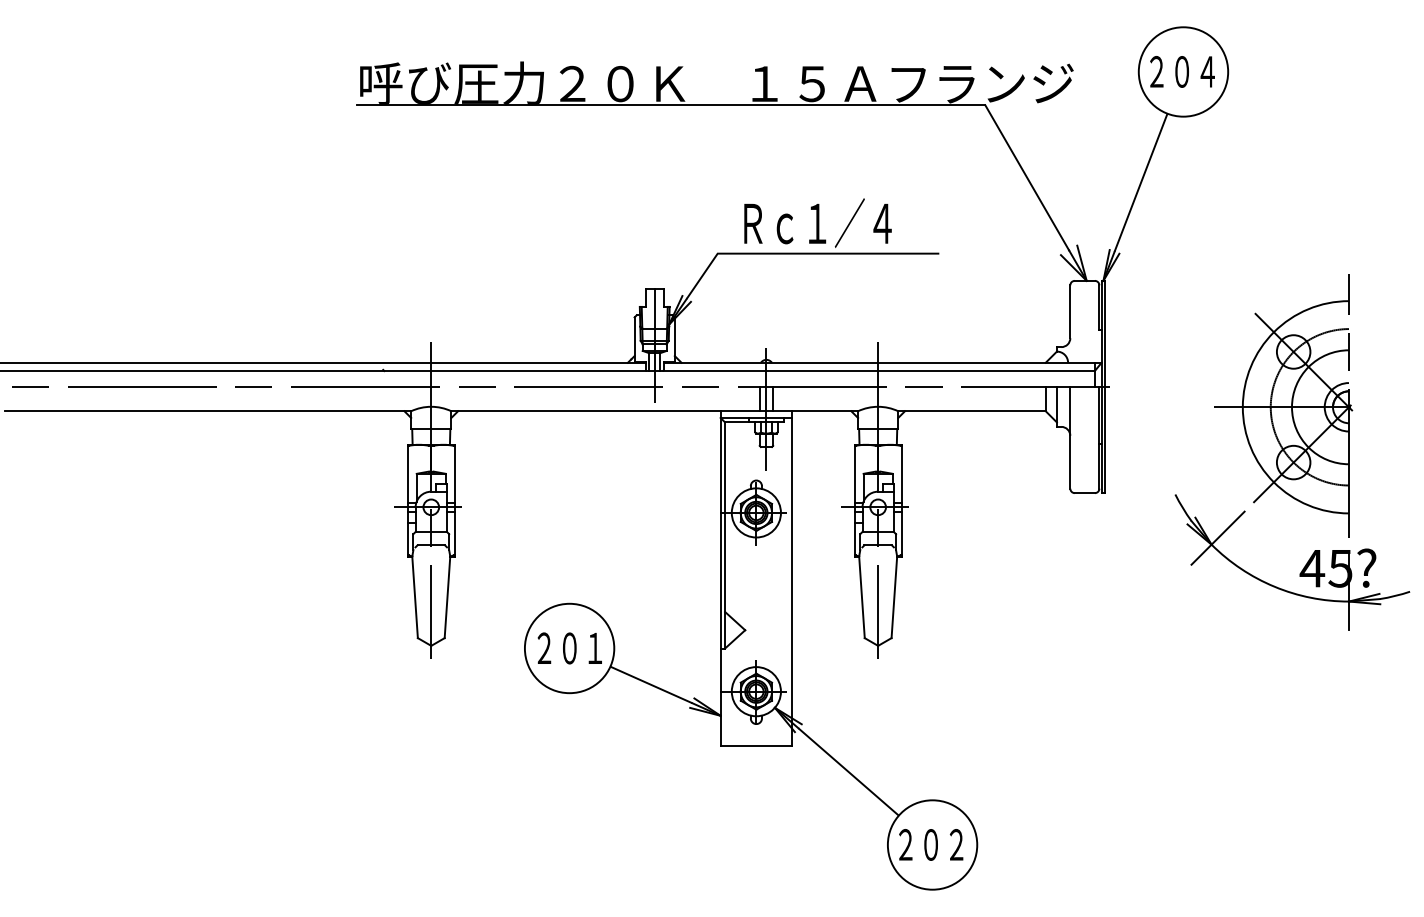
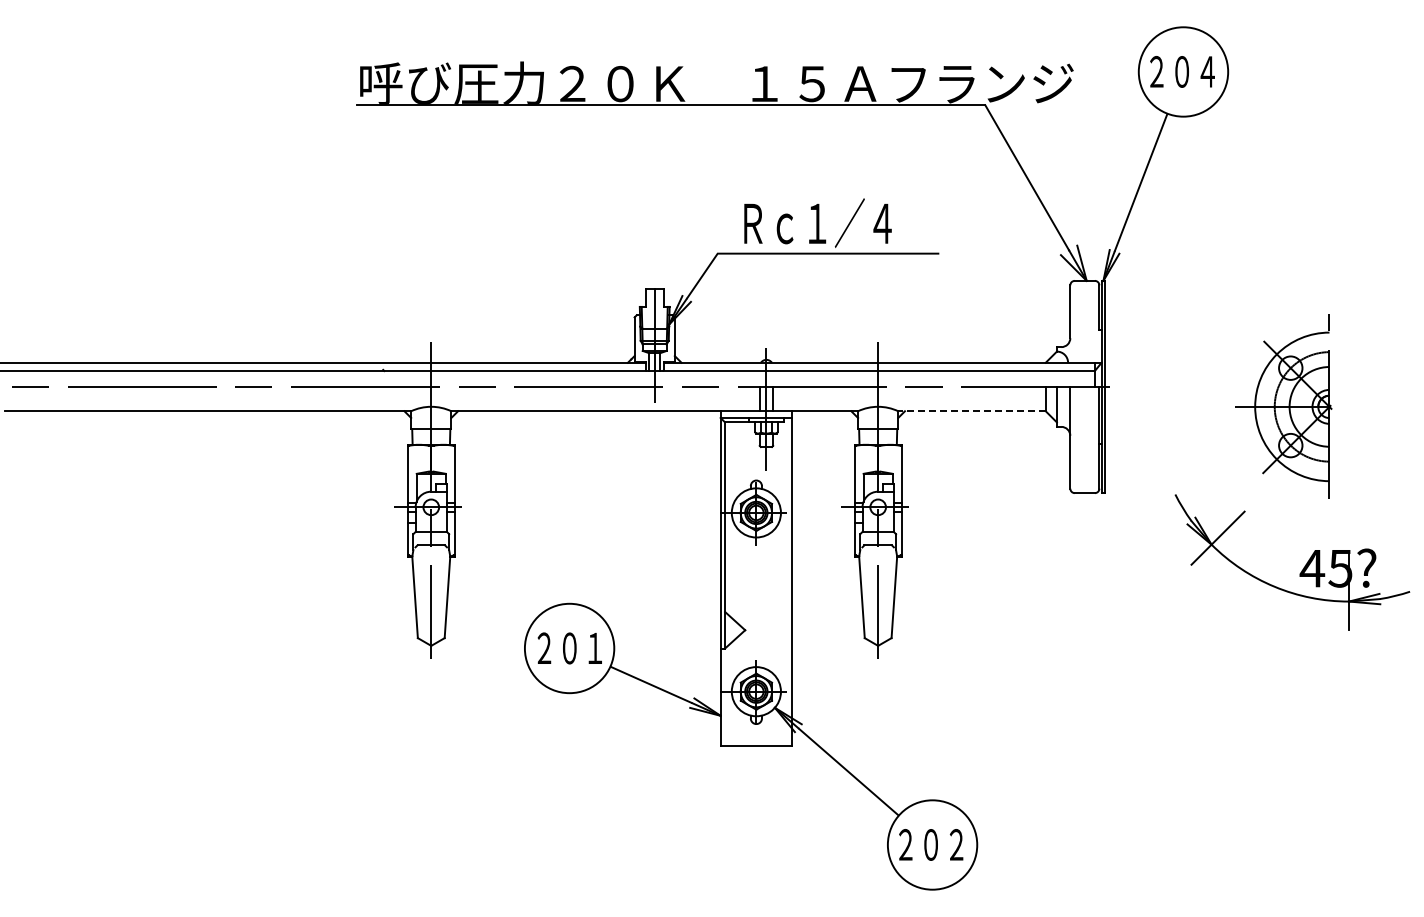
part size: 140x264 px -> 98x185 px (1283, 406)
line: solid -> dashed (972, 411)
